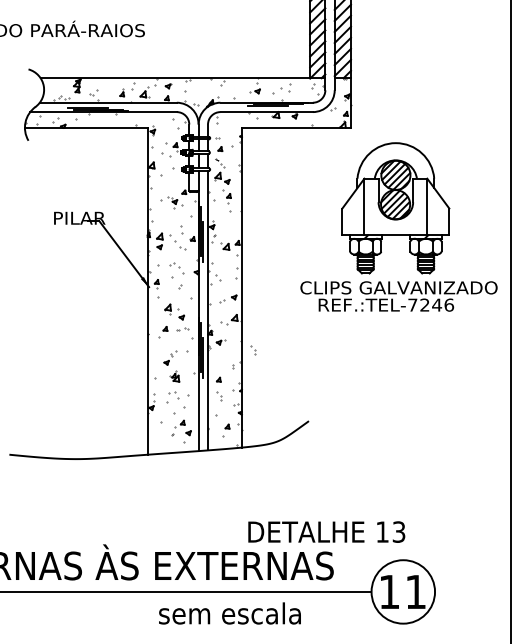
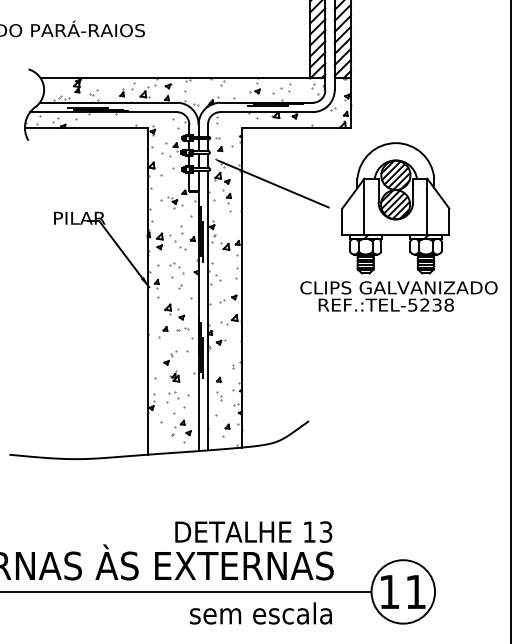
line: none -> present (273, 184)
text: REF.:TEL-7246 -> REF.:TEL-5238 (431, 304)
part: present -> none (253, 350)
text position: (326, 531) -> (253, 531) (253, 531)
text position: (229, 613) -> (260, 613) (260, 613)
